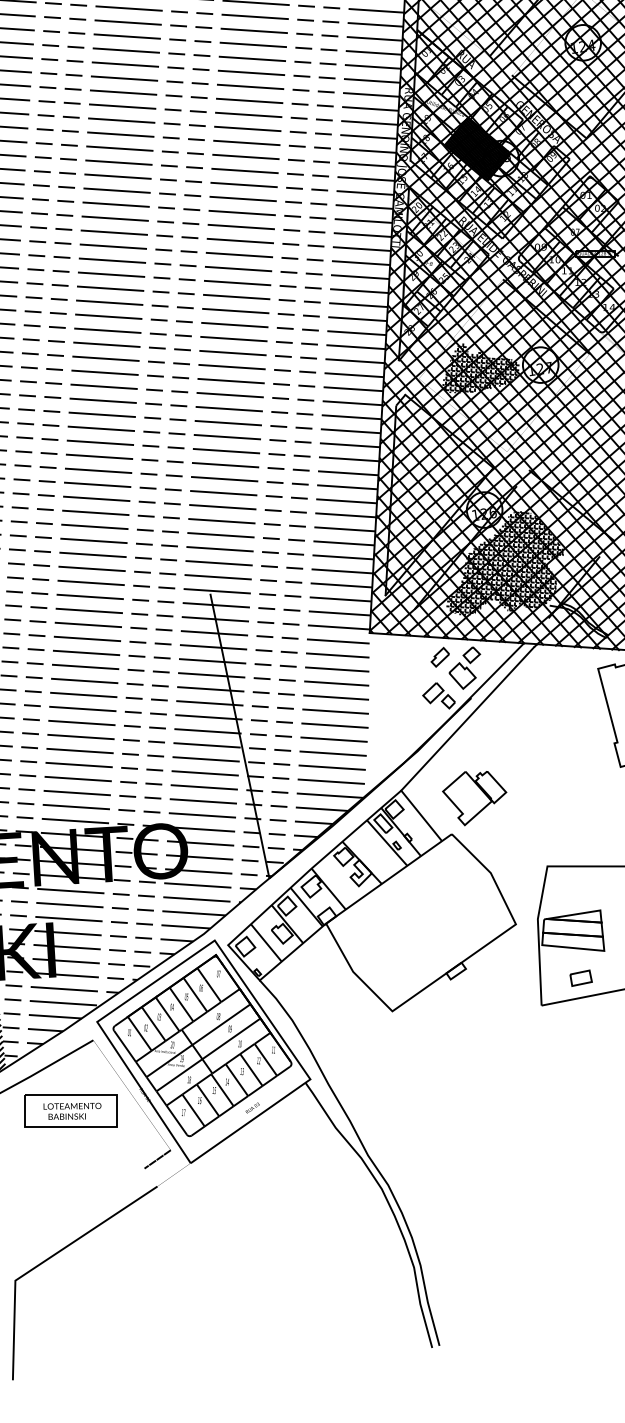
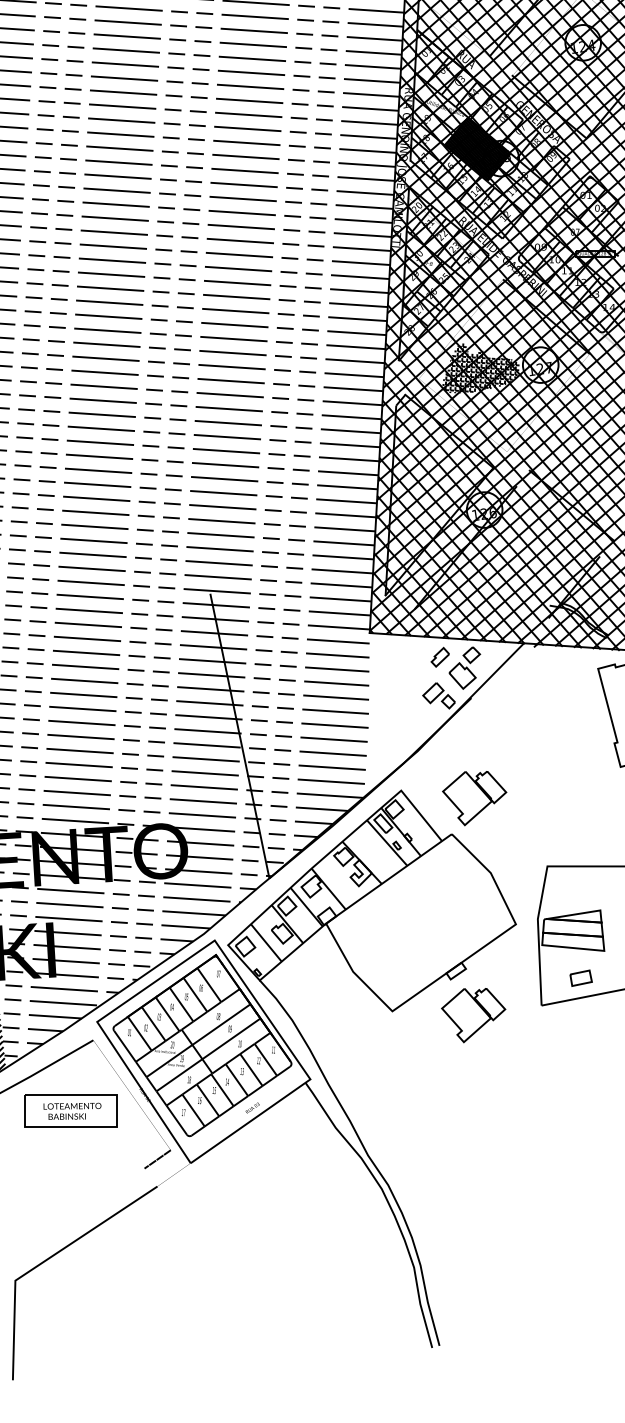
hatch: present -> none (504, 563)
line: present -> none (467, 718)
part: none -> present (473, 1015)
